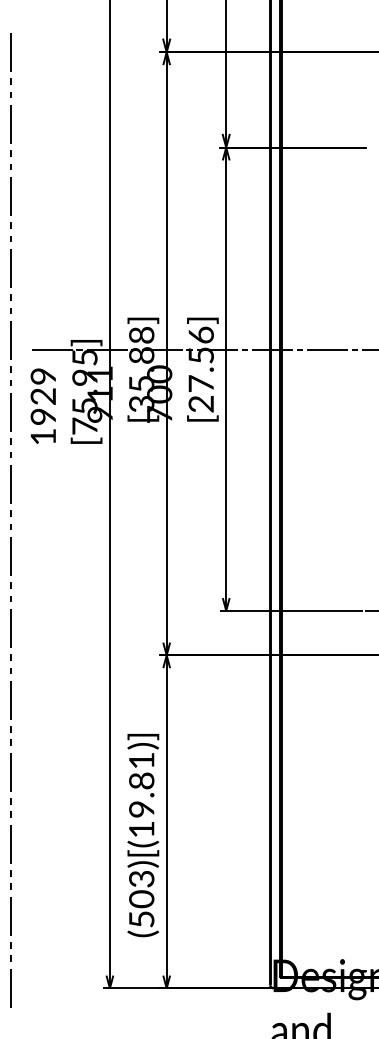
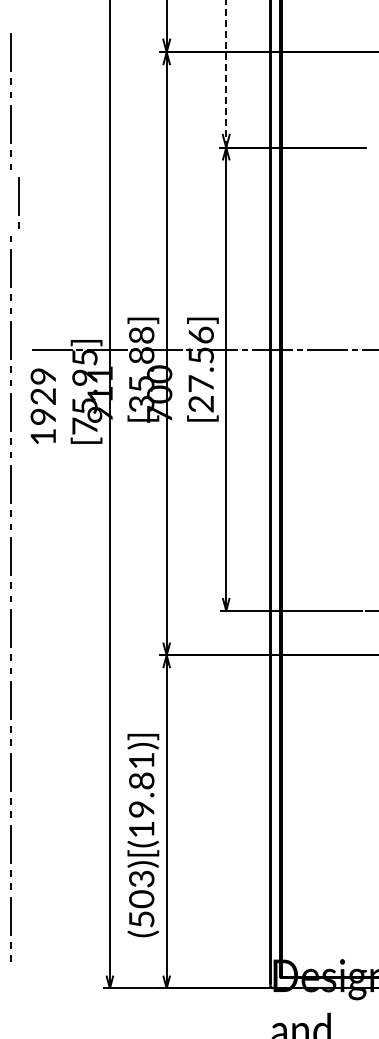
line: solid -> dashed (226, 73)
line position: (10, 202) -> (18, 202) (18, 202)
line: present -> none (10, 988)
